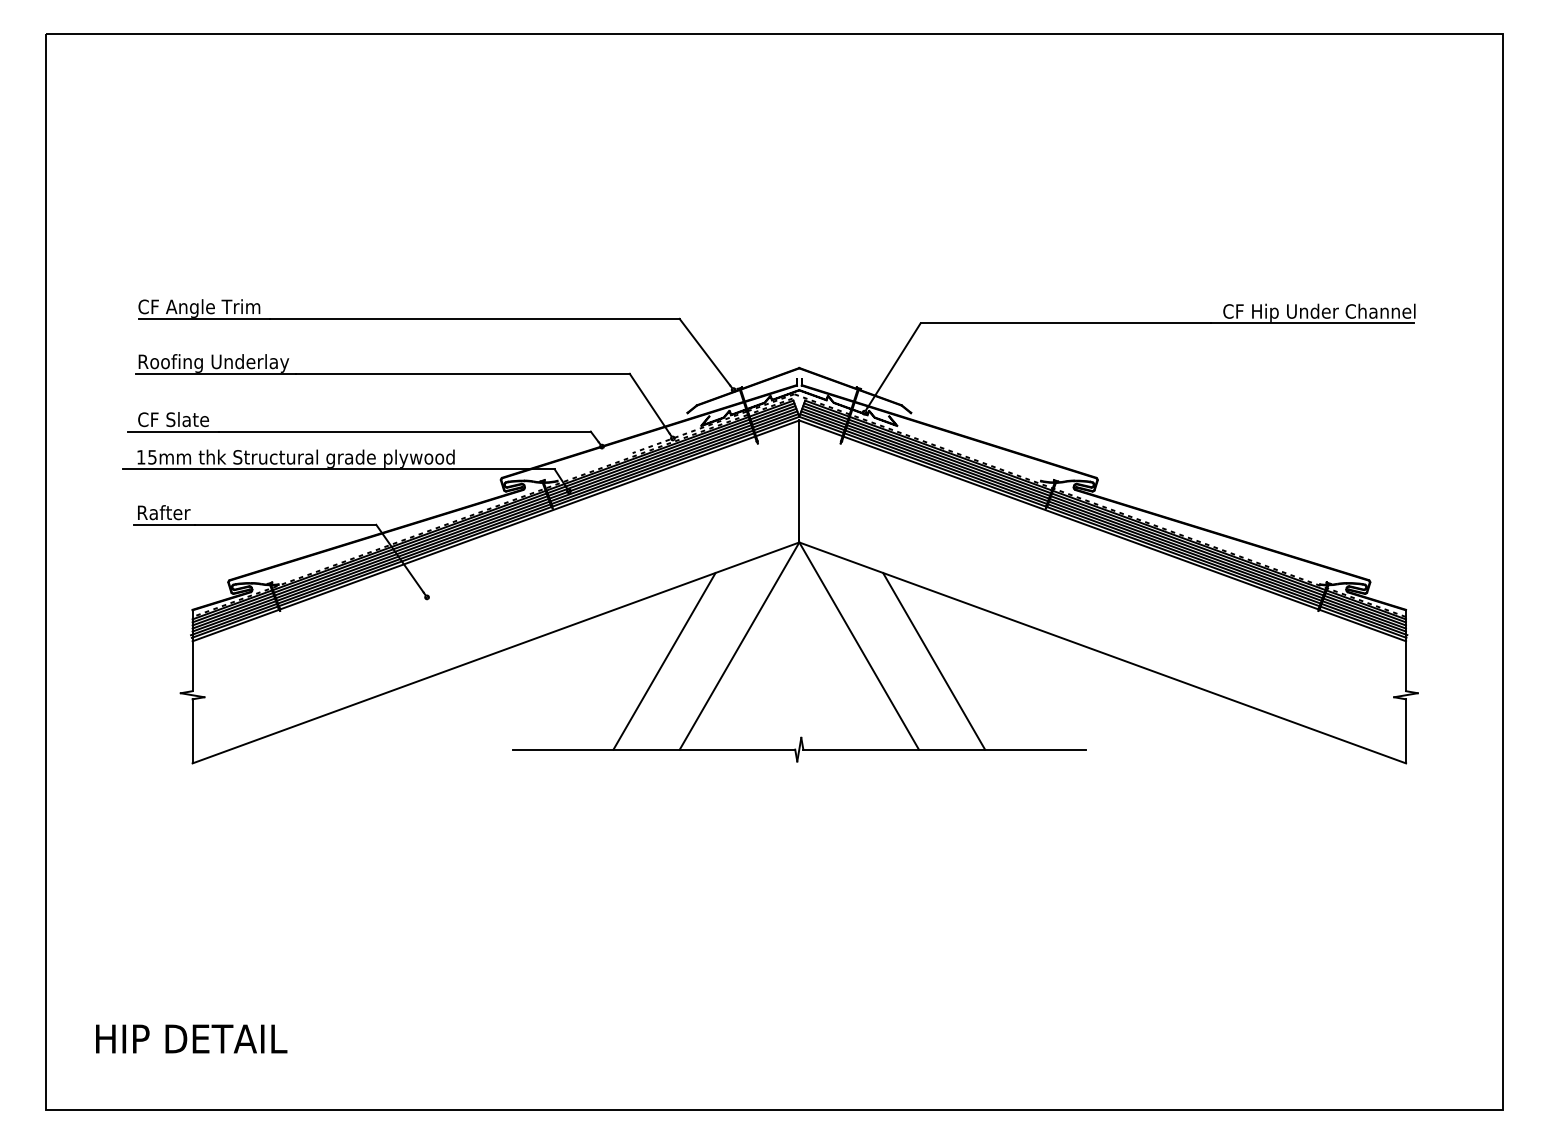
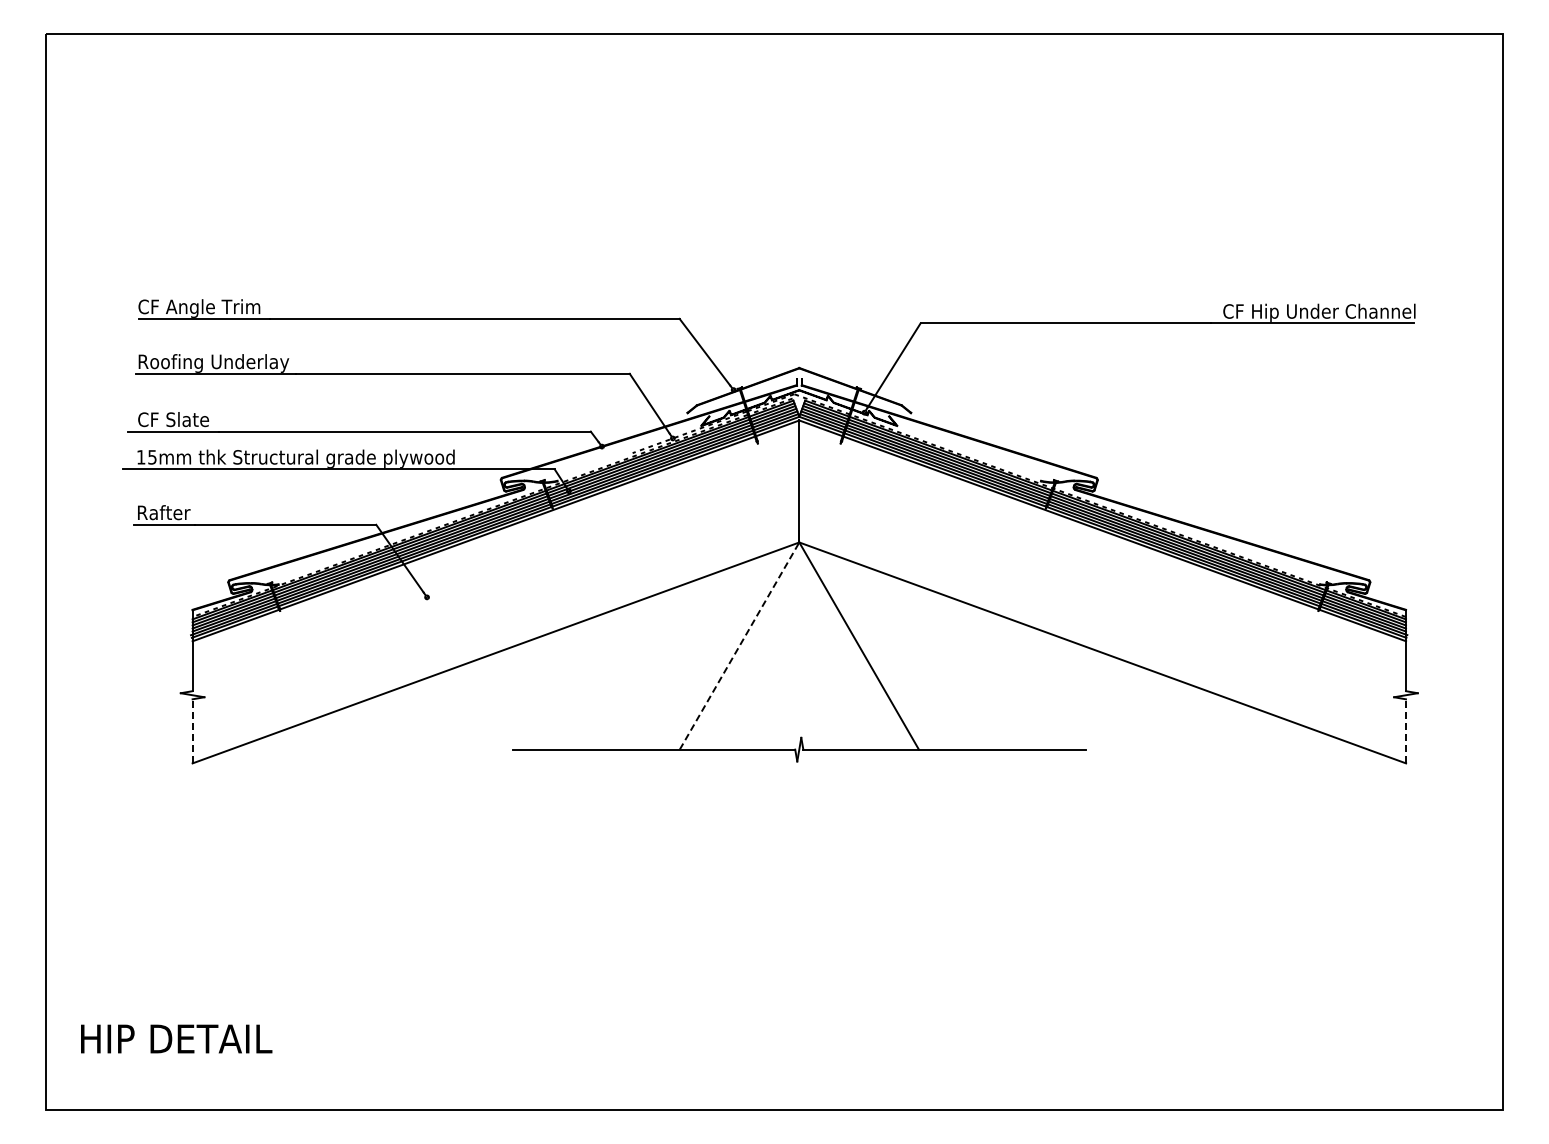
line: solid -> dashed (739, 646)
line: present -> none (664, 661)
line: present -> none (934, 661)
line: solid -> dashed (192, 730)
line: solid -> dashed (1405, 730)
text position: (191, 1038) -> (176, 1038) (176, 1038)
